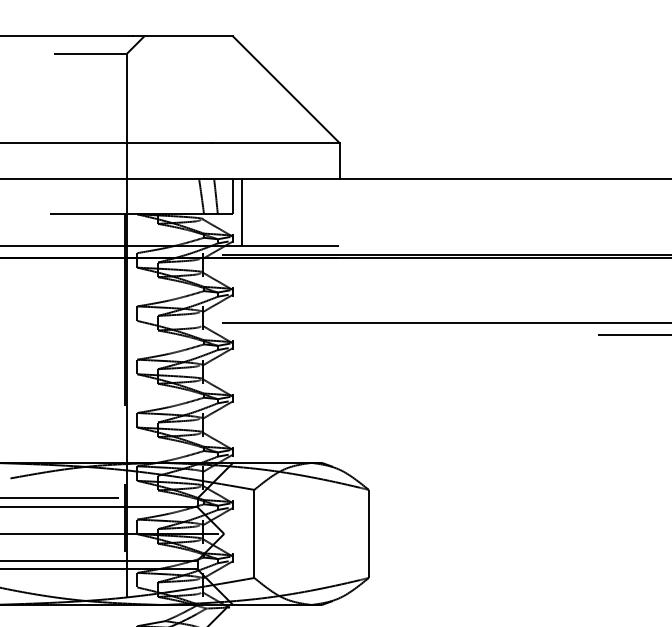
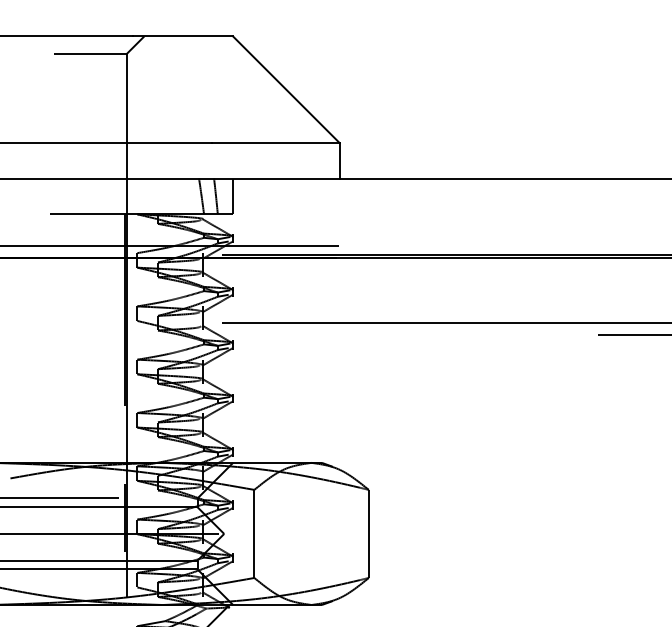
line: present -> none (241, 212)
